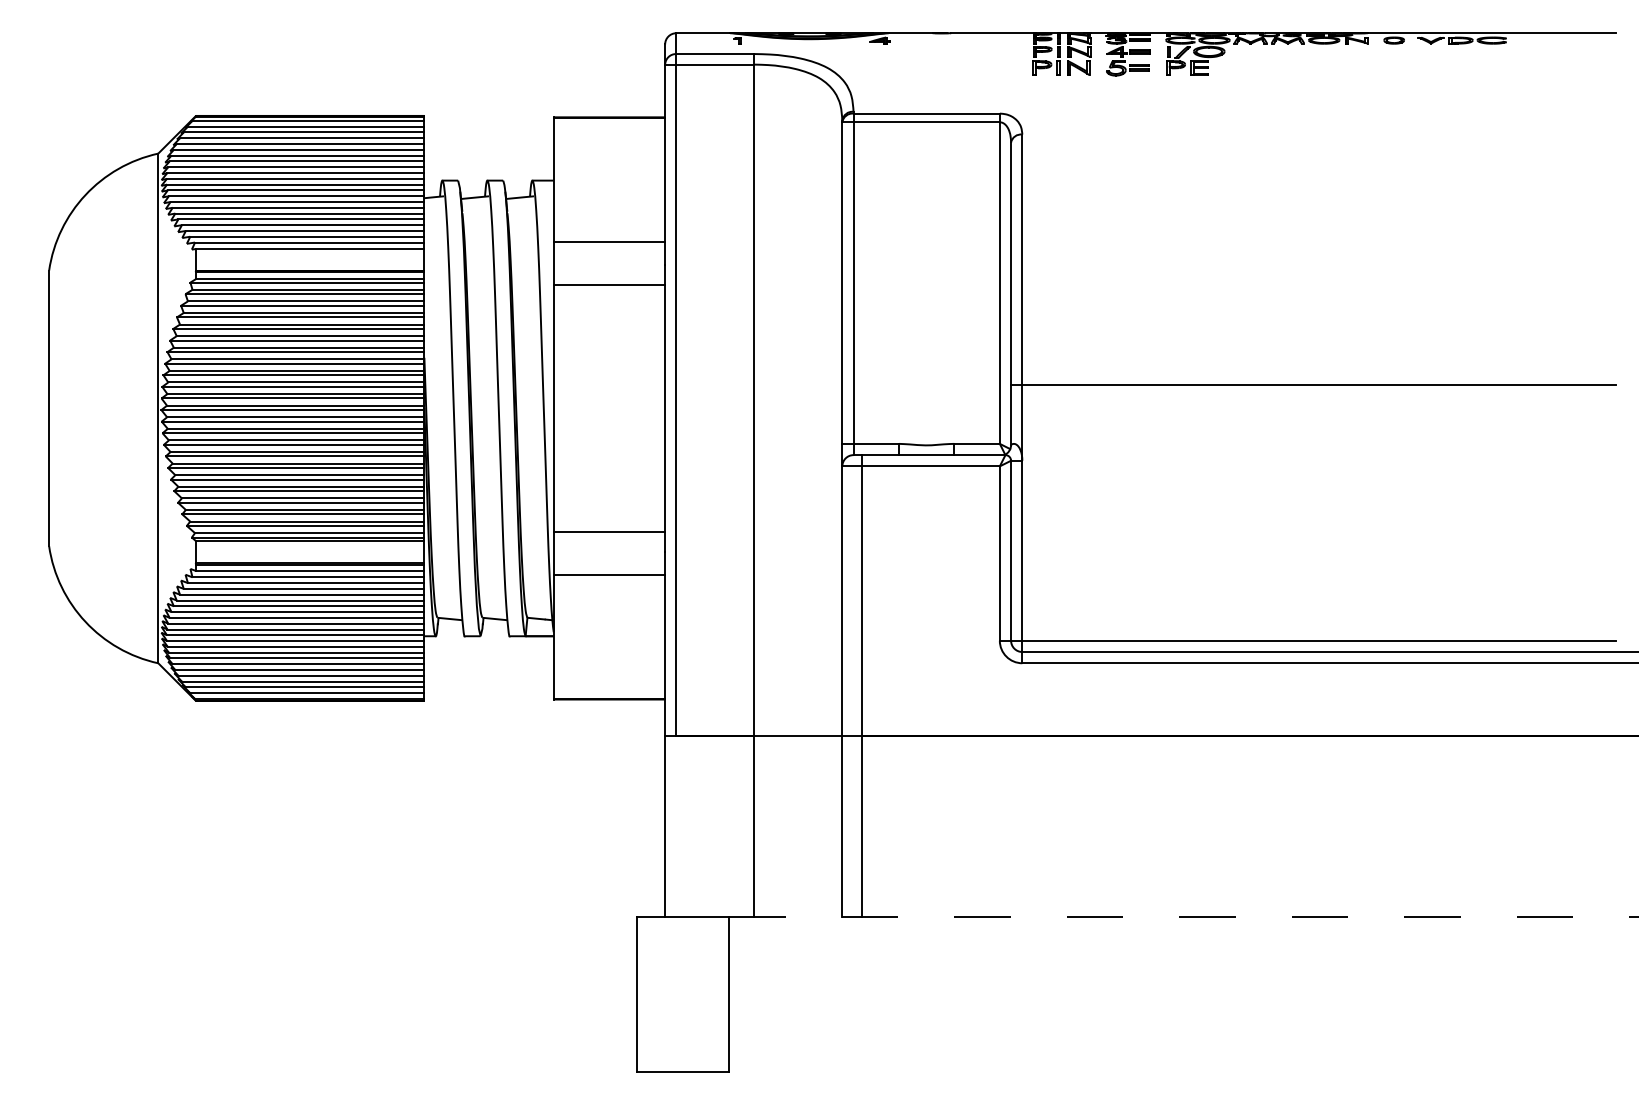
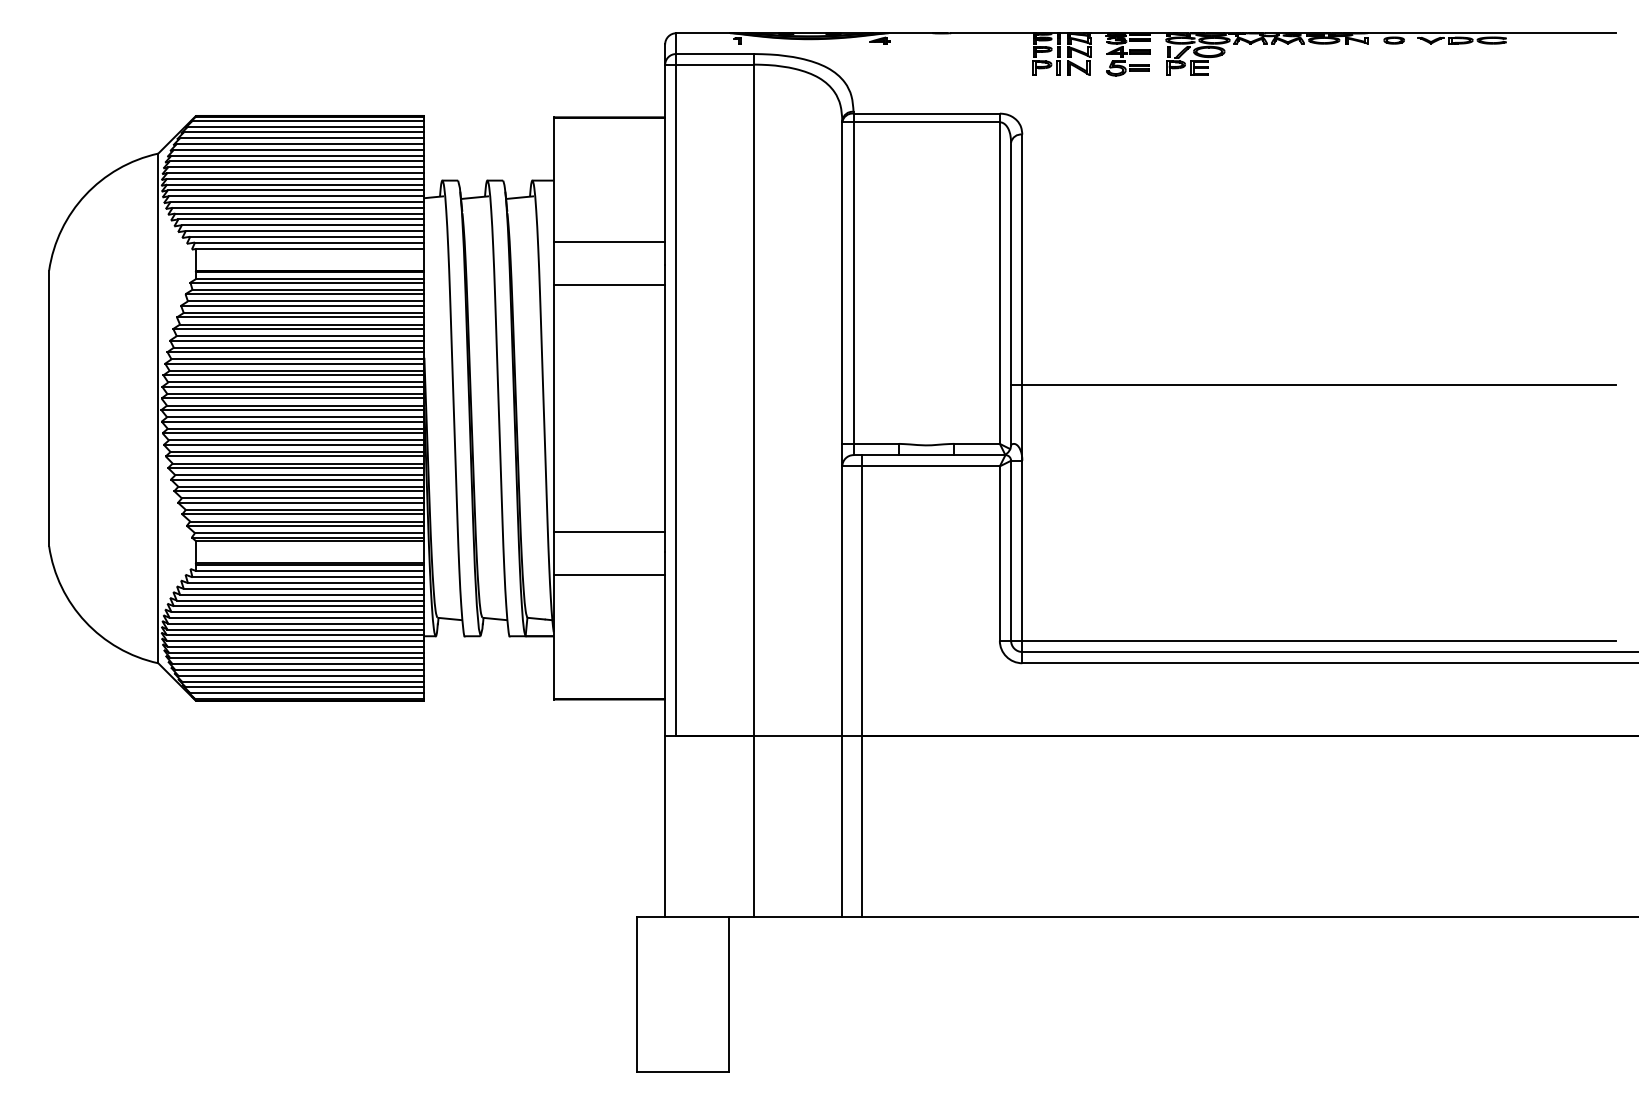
line: dashed -> solid (1184, 916)
